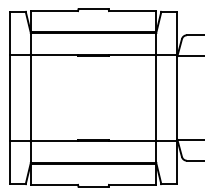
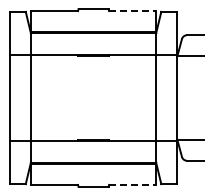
line: solid -> dashed (132, 11)
line: solid -> dashed (132, 184)
